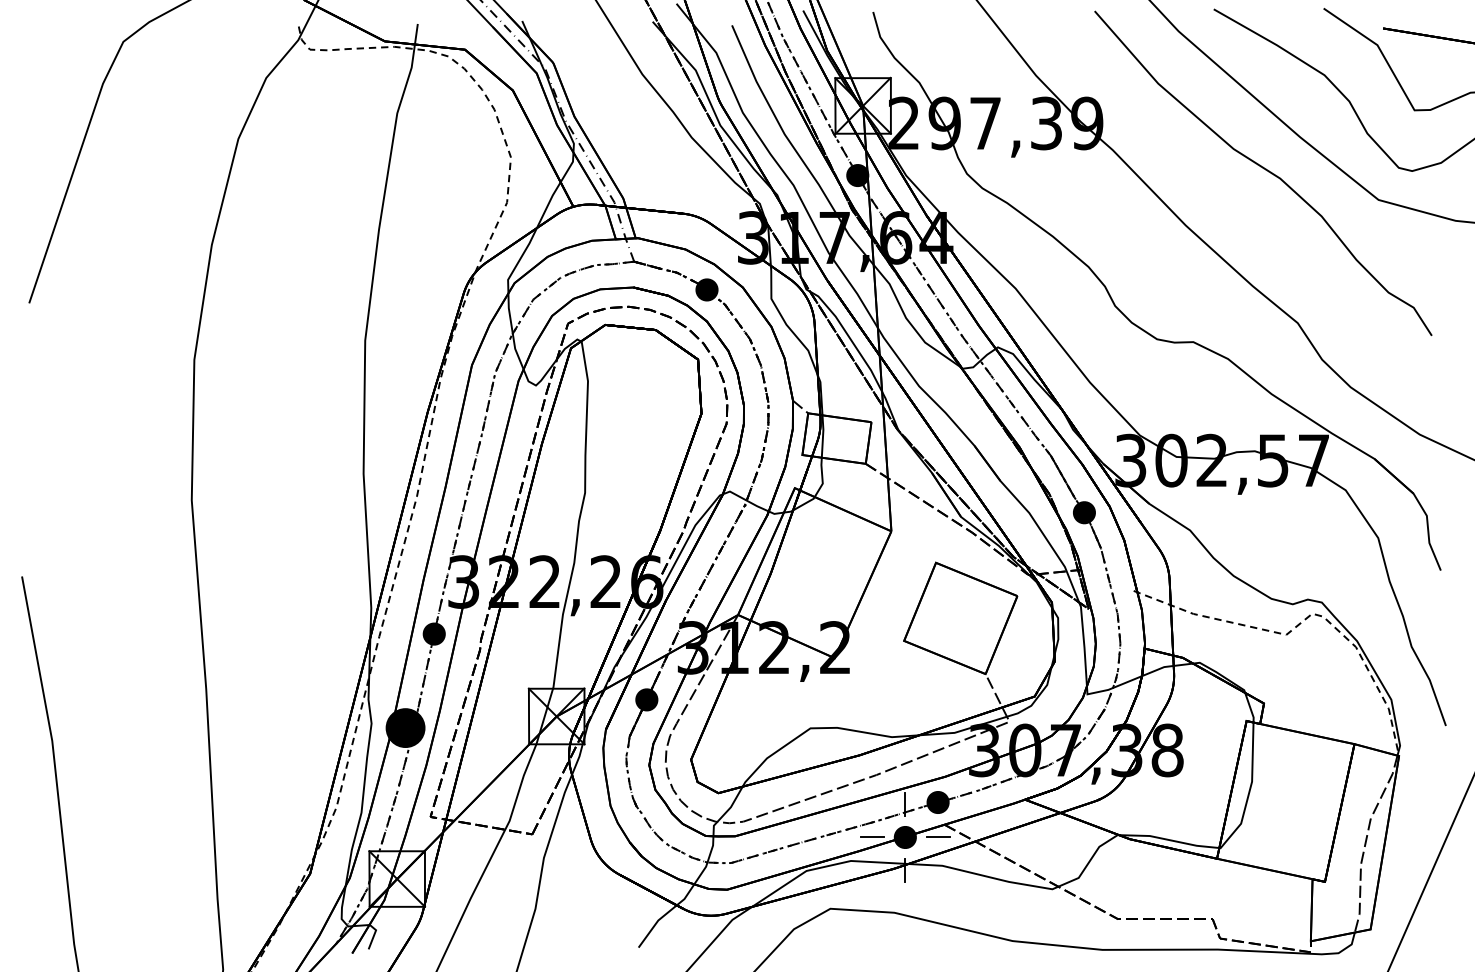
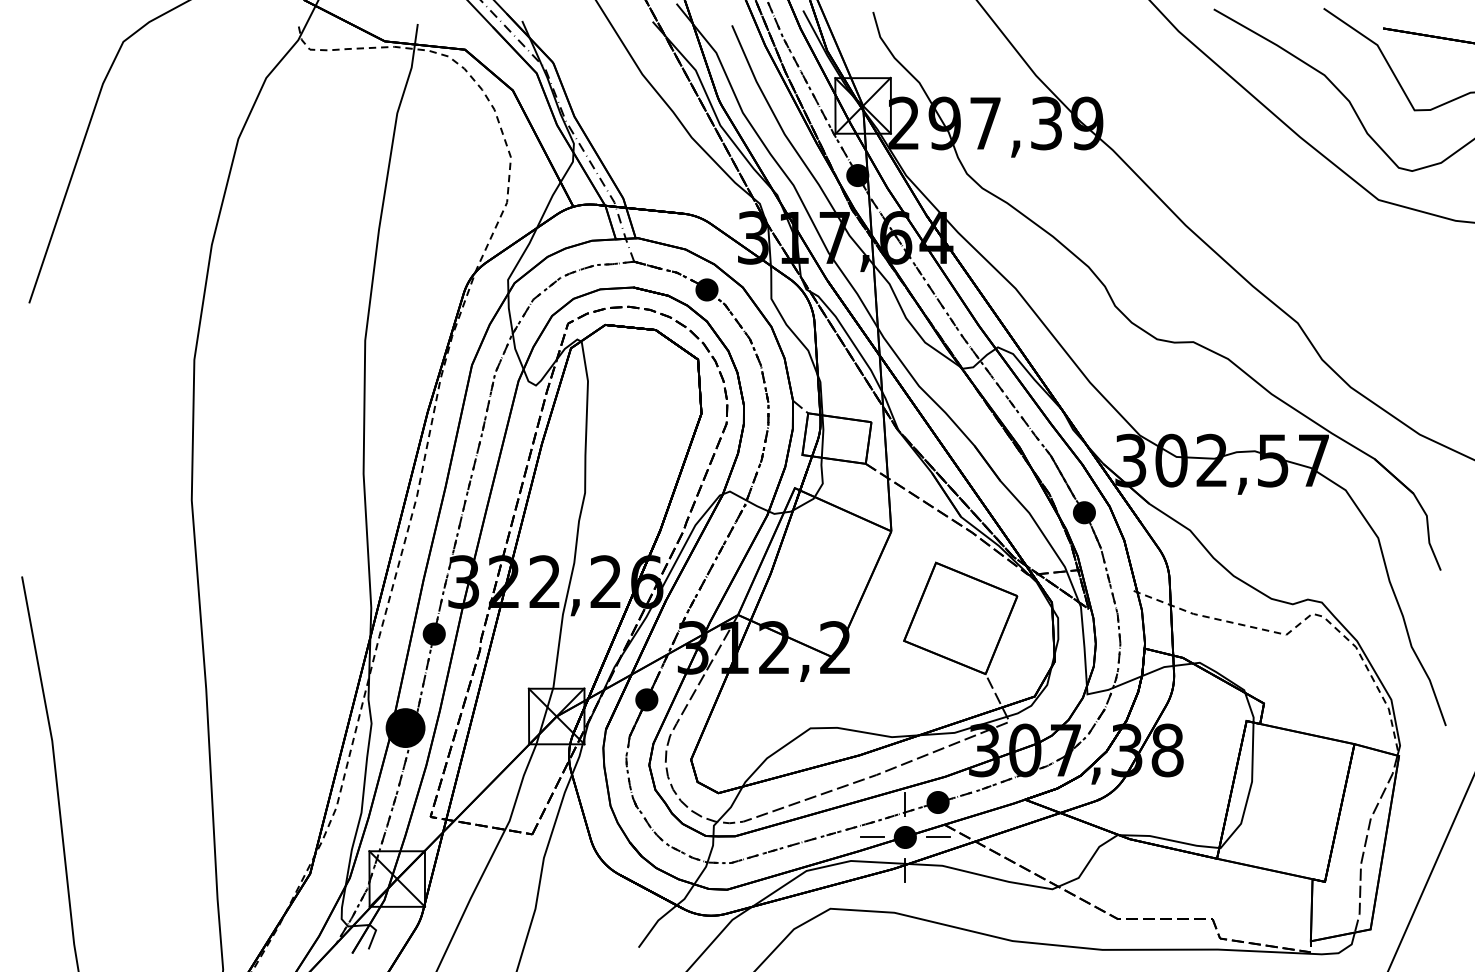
curve: present -> none (1265, 170)
